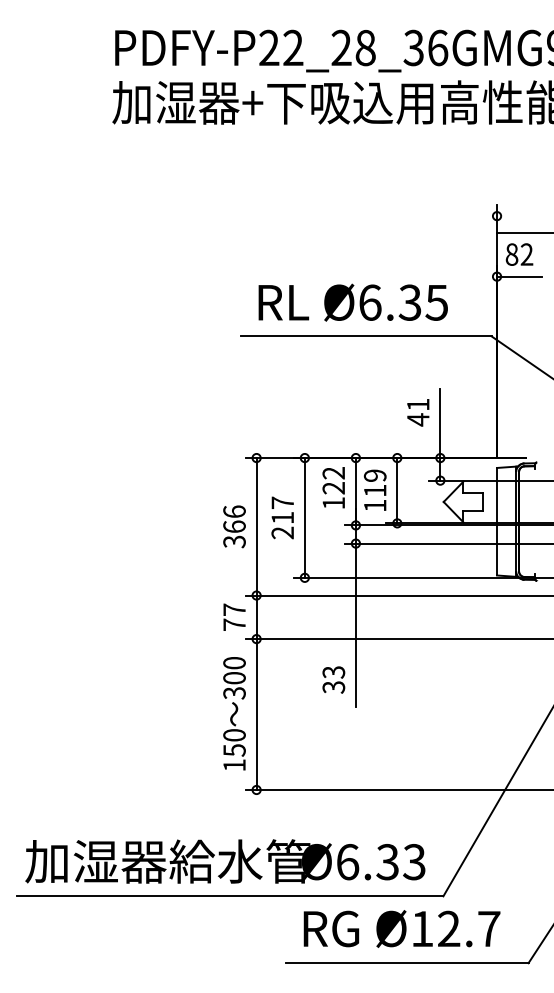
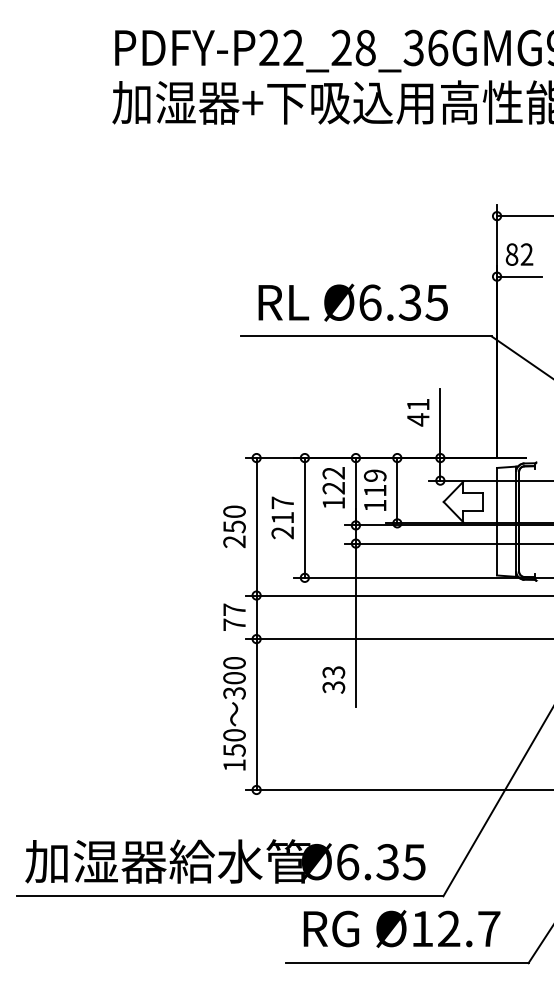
line position: (523, 233) -> (523, 216) (523, 216)
text: 366 -> 250 (234, 526)
text: Ø6.33 -> Ø6.35 (414, 862)
